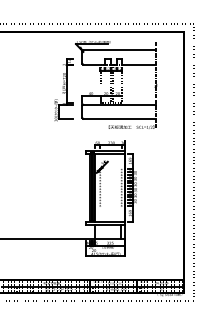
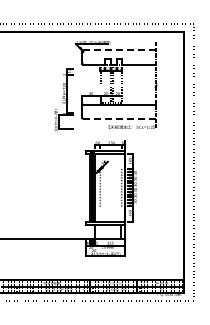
line: solid -> dashed (120, 50)
part position: (63, 89) -> (63, 99) (63, 99)
line: solid -> dashed (120, 118)
